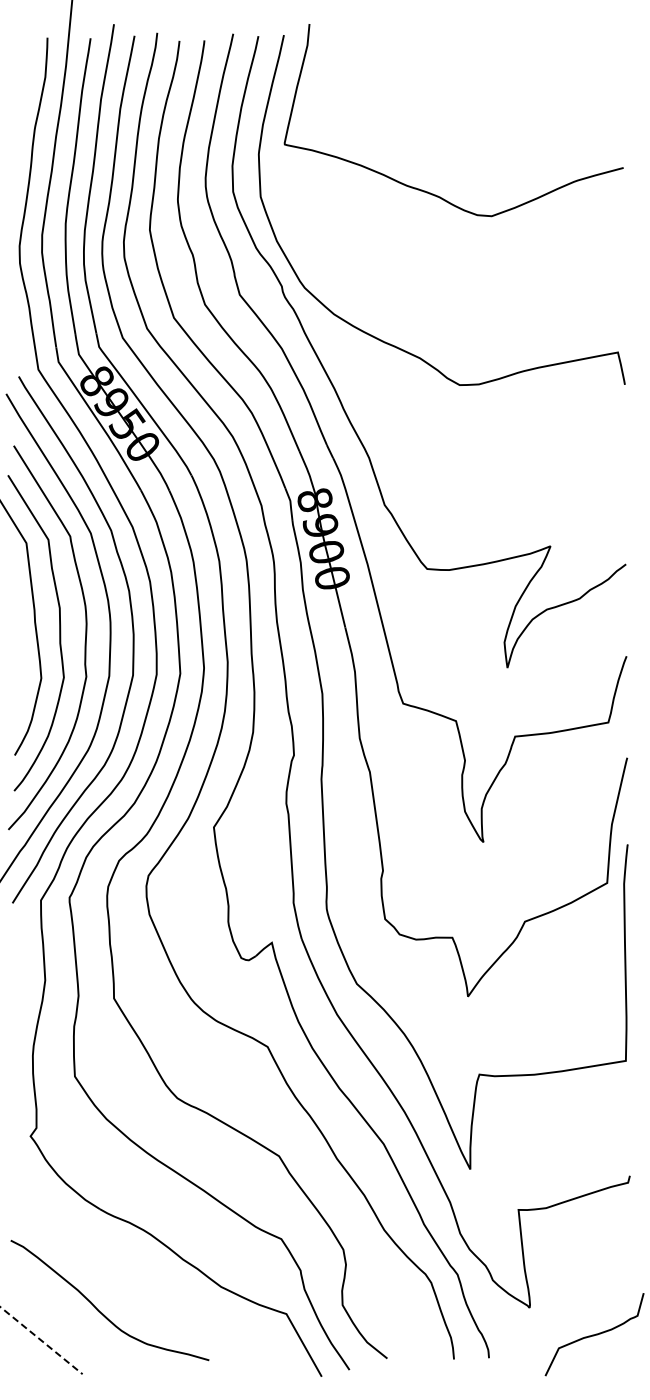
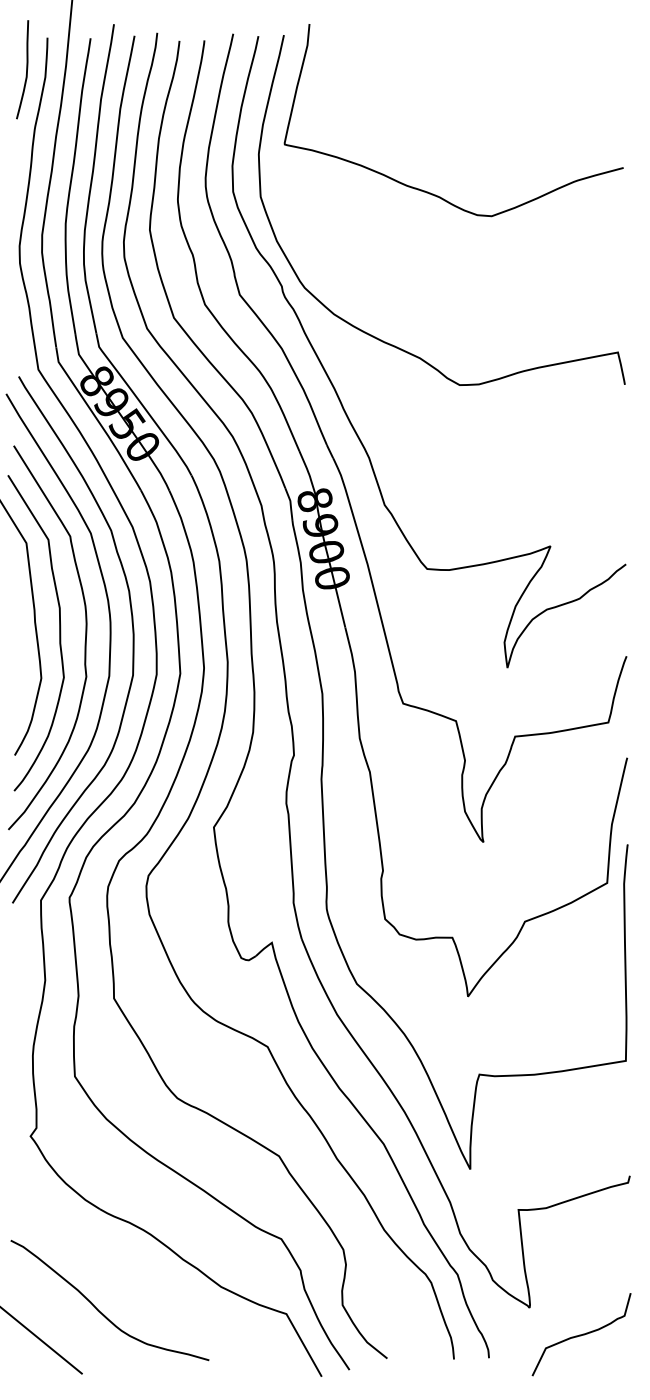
curve: none -> present (26, 69)
curve position: (594, 1334) -> (581, 1334) (581, 1334)
line: dashed -> solid (41, 1340)
